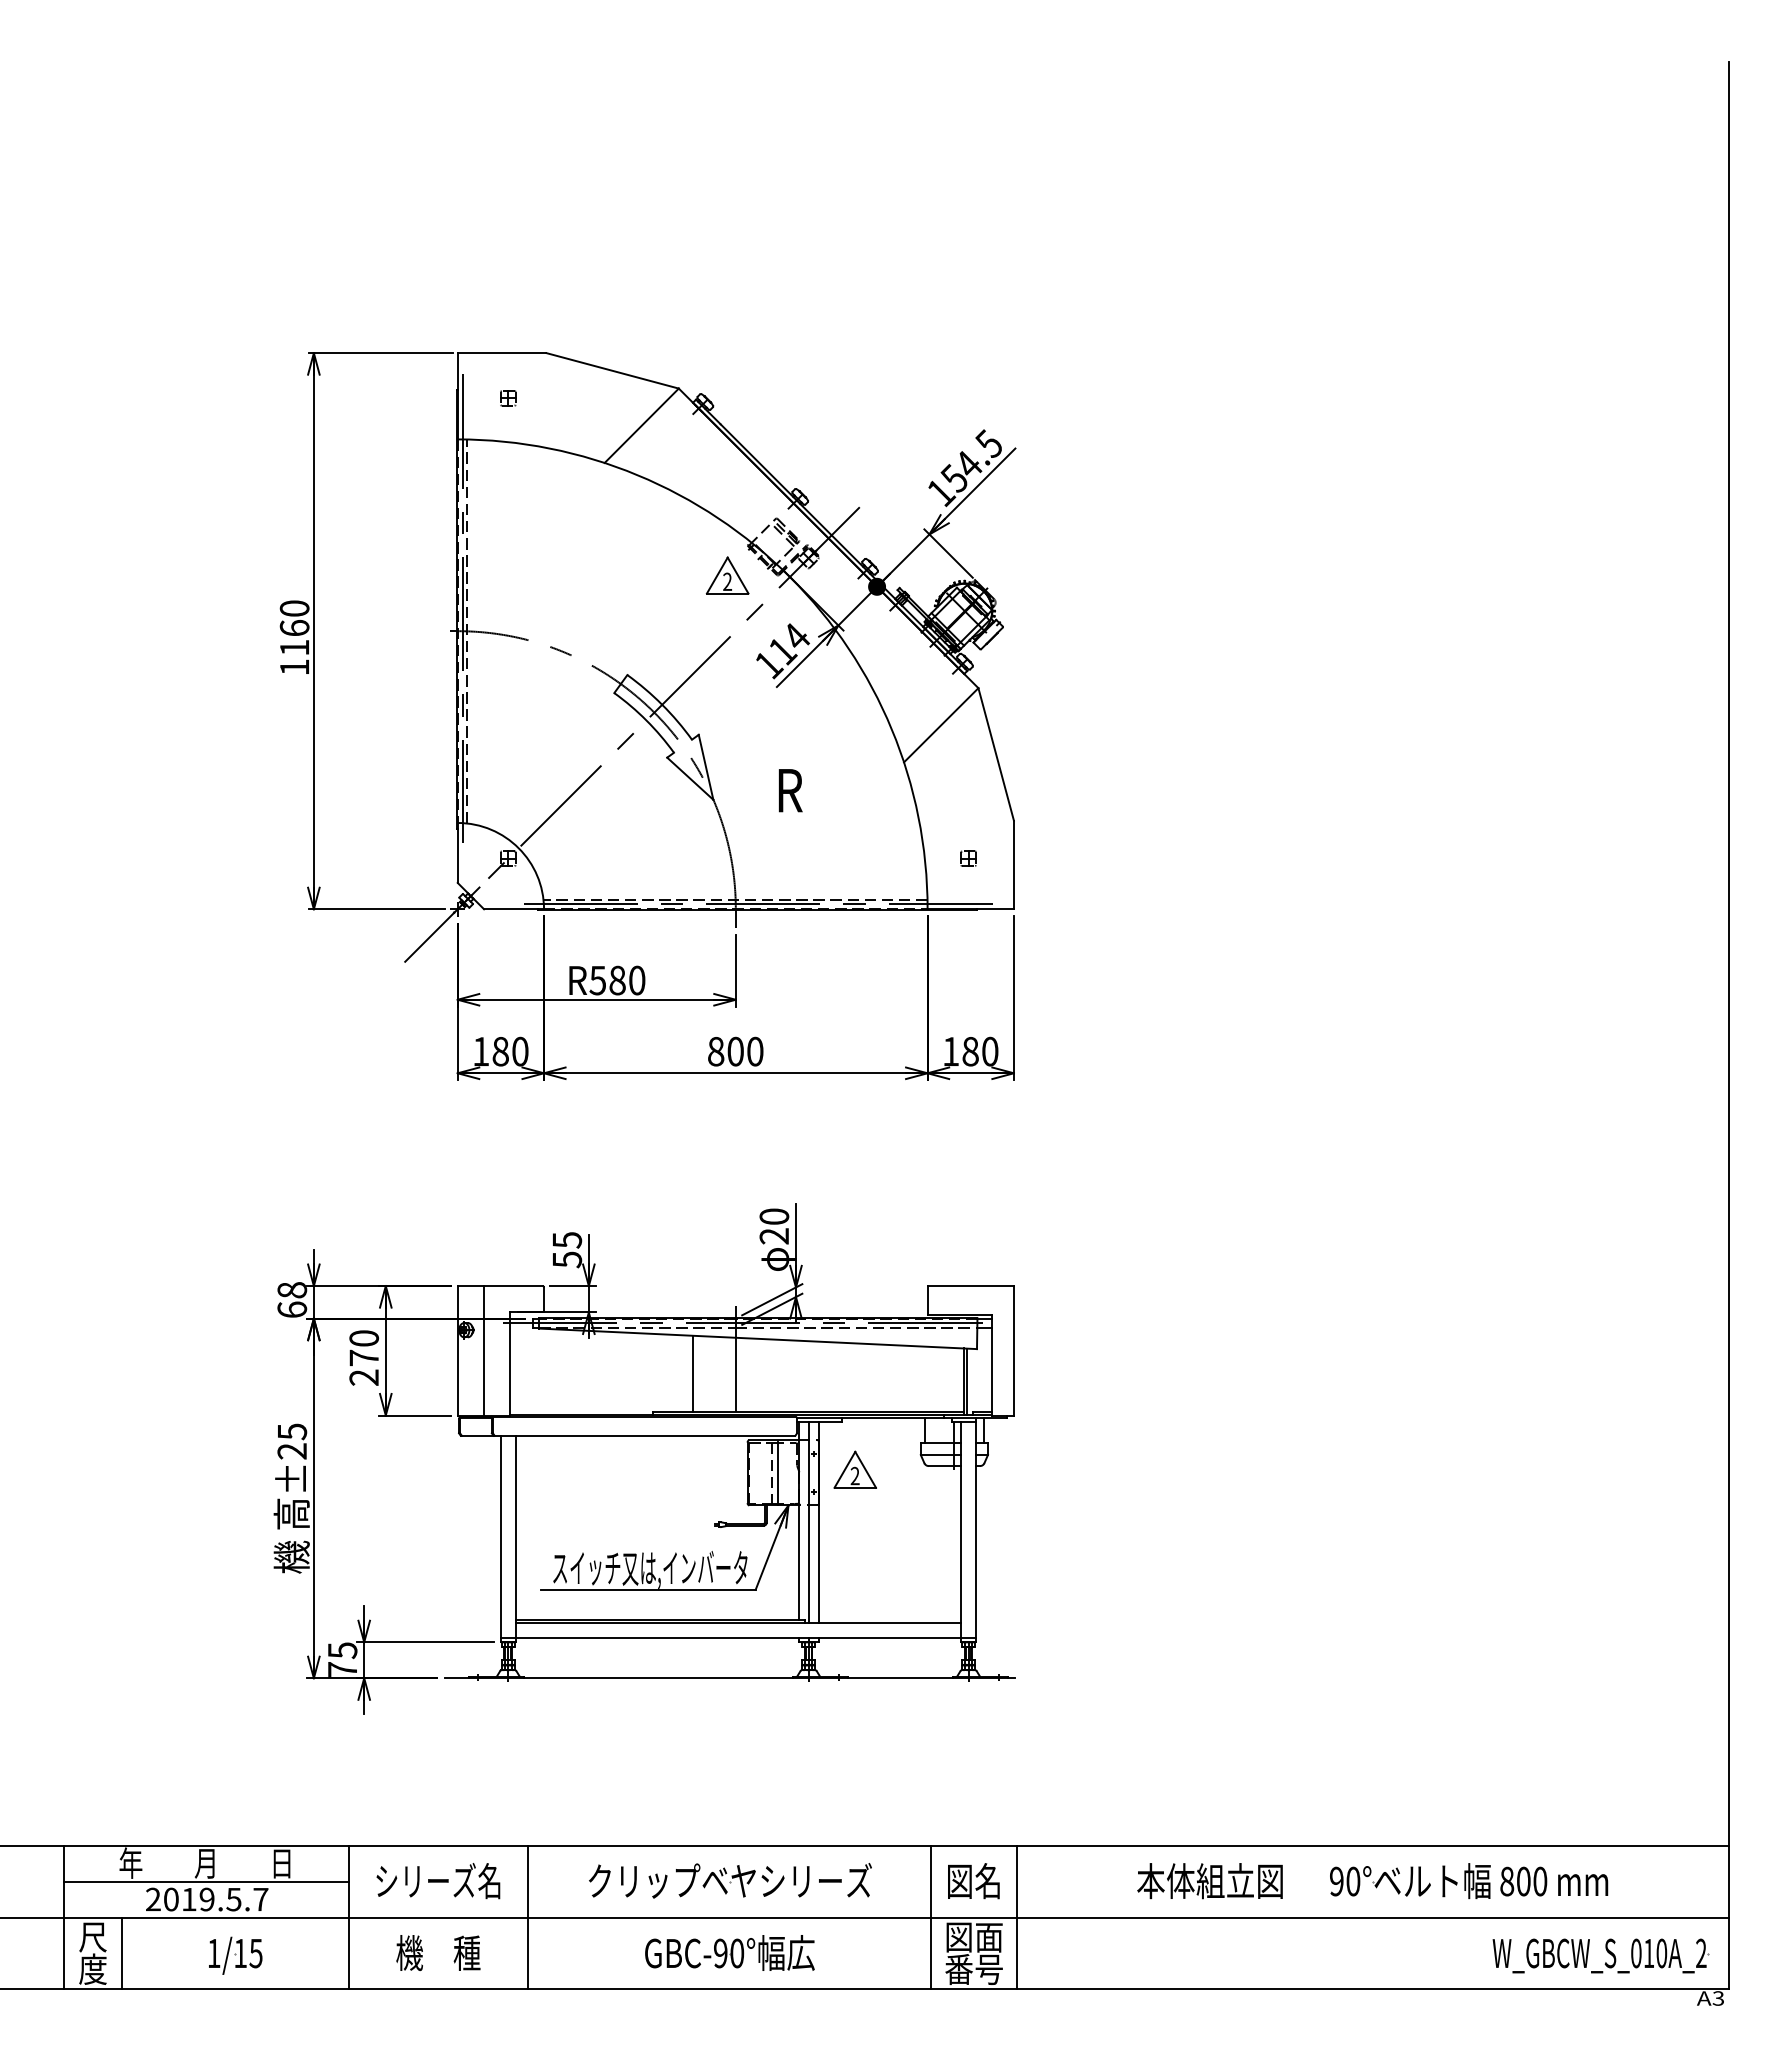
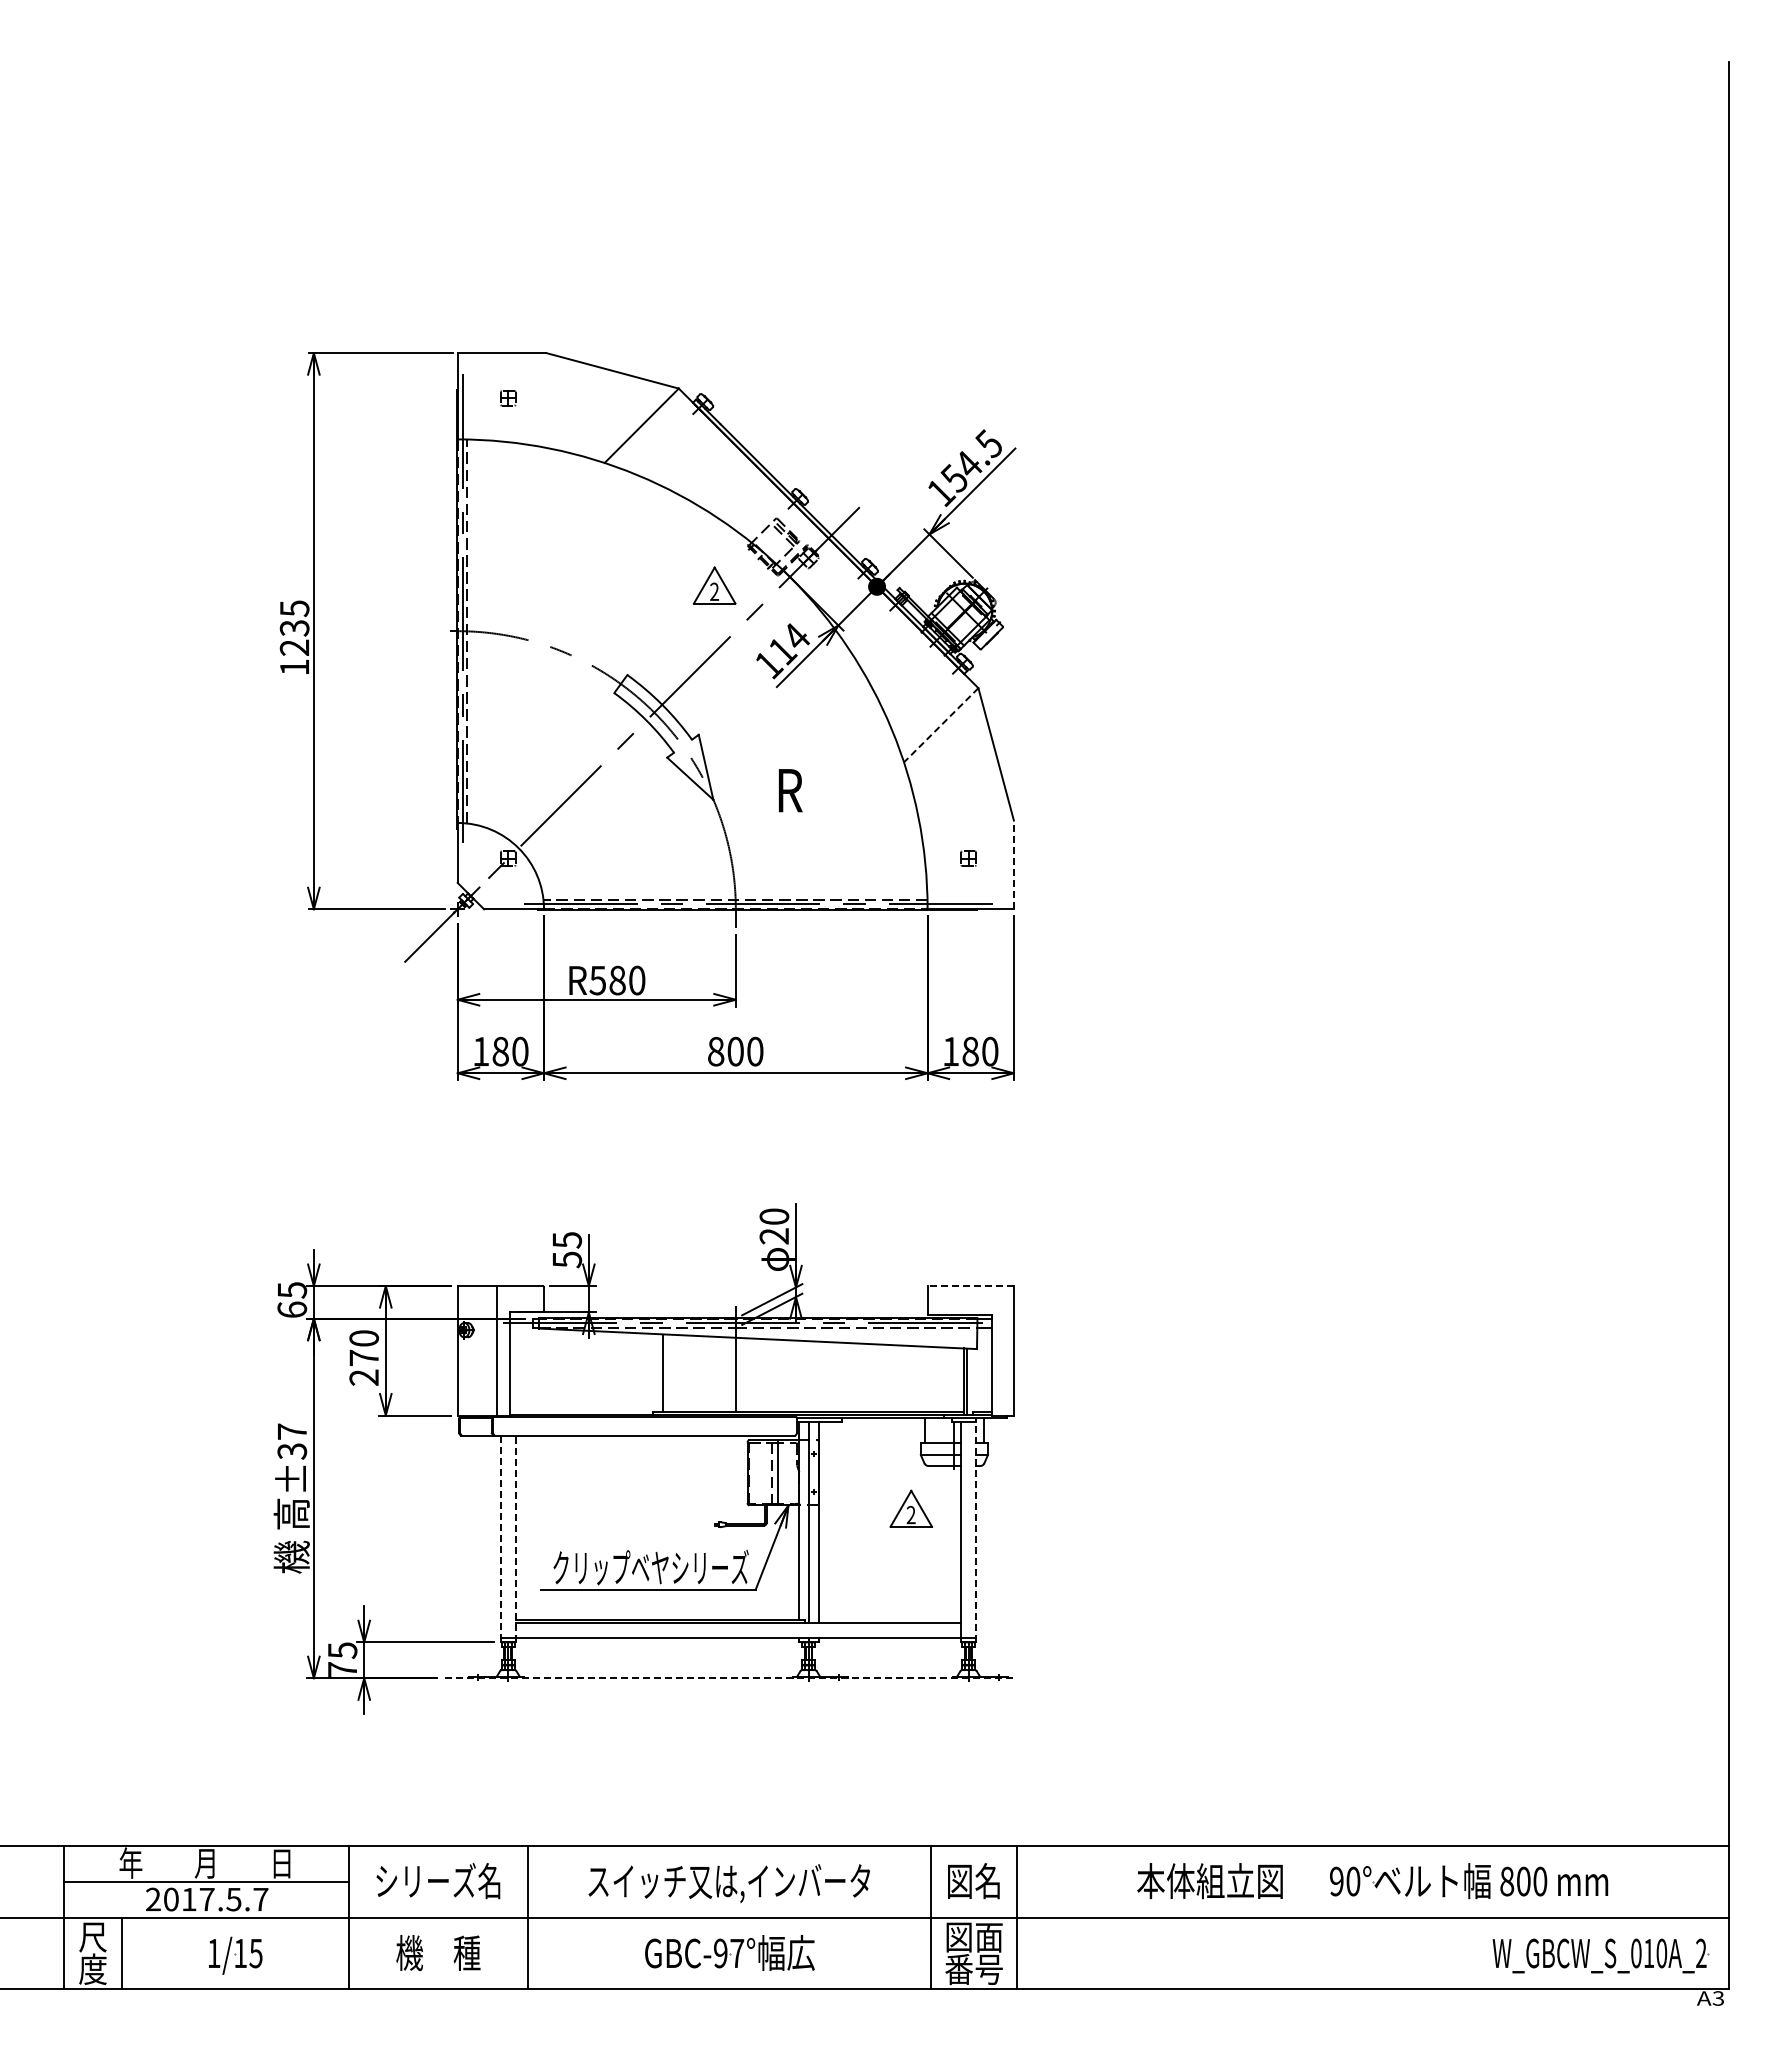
part position: (727, 575) -> (714, 585) (714, 585)
text: 1160 -> 1235 (294, 627)
line: solid -> dashed (941, 725)
line: solid -> dashed (1013, 864)
line: solid -> dashed (970, 1286)
text: 68 -> 65 (291, 1290)
line position: (484, 1350) -> (497, 1350) (497, 1350)
line position: (693, 1373) -> (663, 1373) (663, 1373)
text: ±25 -> ±37 (292, 1441)
part position: (854, 1469) -> (910, 1508) (910, 1508)
line: solid -> dashed (976, 1529)
line: solid -> dashed (515, 1538)
line: solid -> dashed (500, 1539)
text: スイッチ又は,インバータ -> クリップベヤシリーズ (650, 1568)
line: solid -> dashed (730, 1678)
text: クリップベヤシリーズ -> スイッチ又は,インバータ (729, 1882)
text: 2019.5.7 -> 2017.5.7 (206, 1899)
text: GBC-90° -> GBC-97° (737, 1953)
